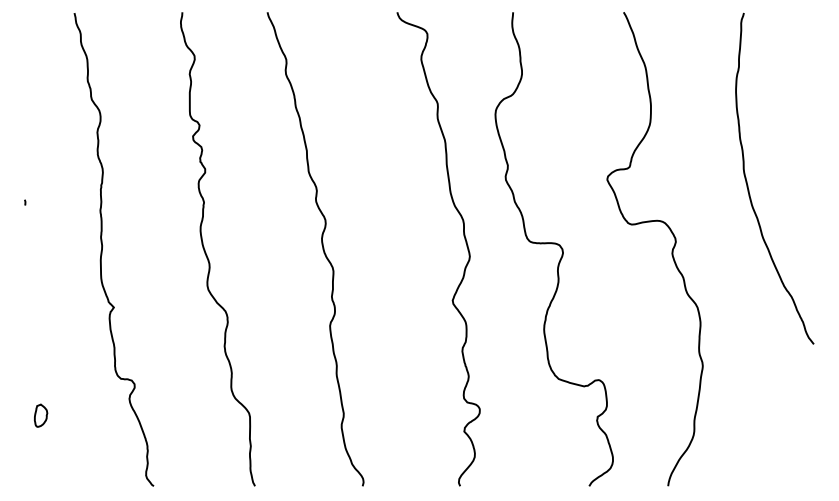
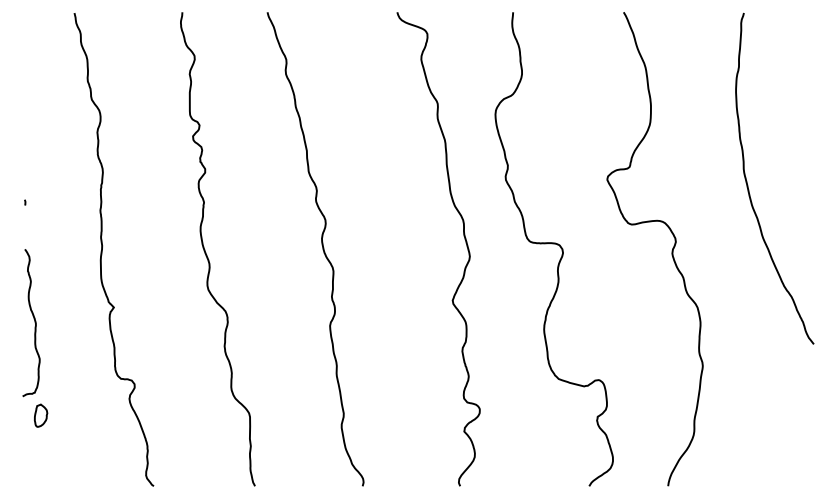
curve: none -> present (34, 322)
